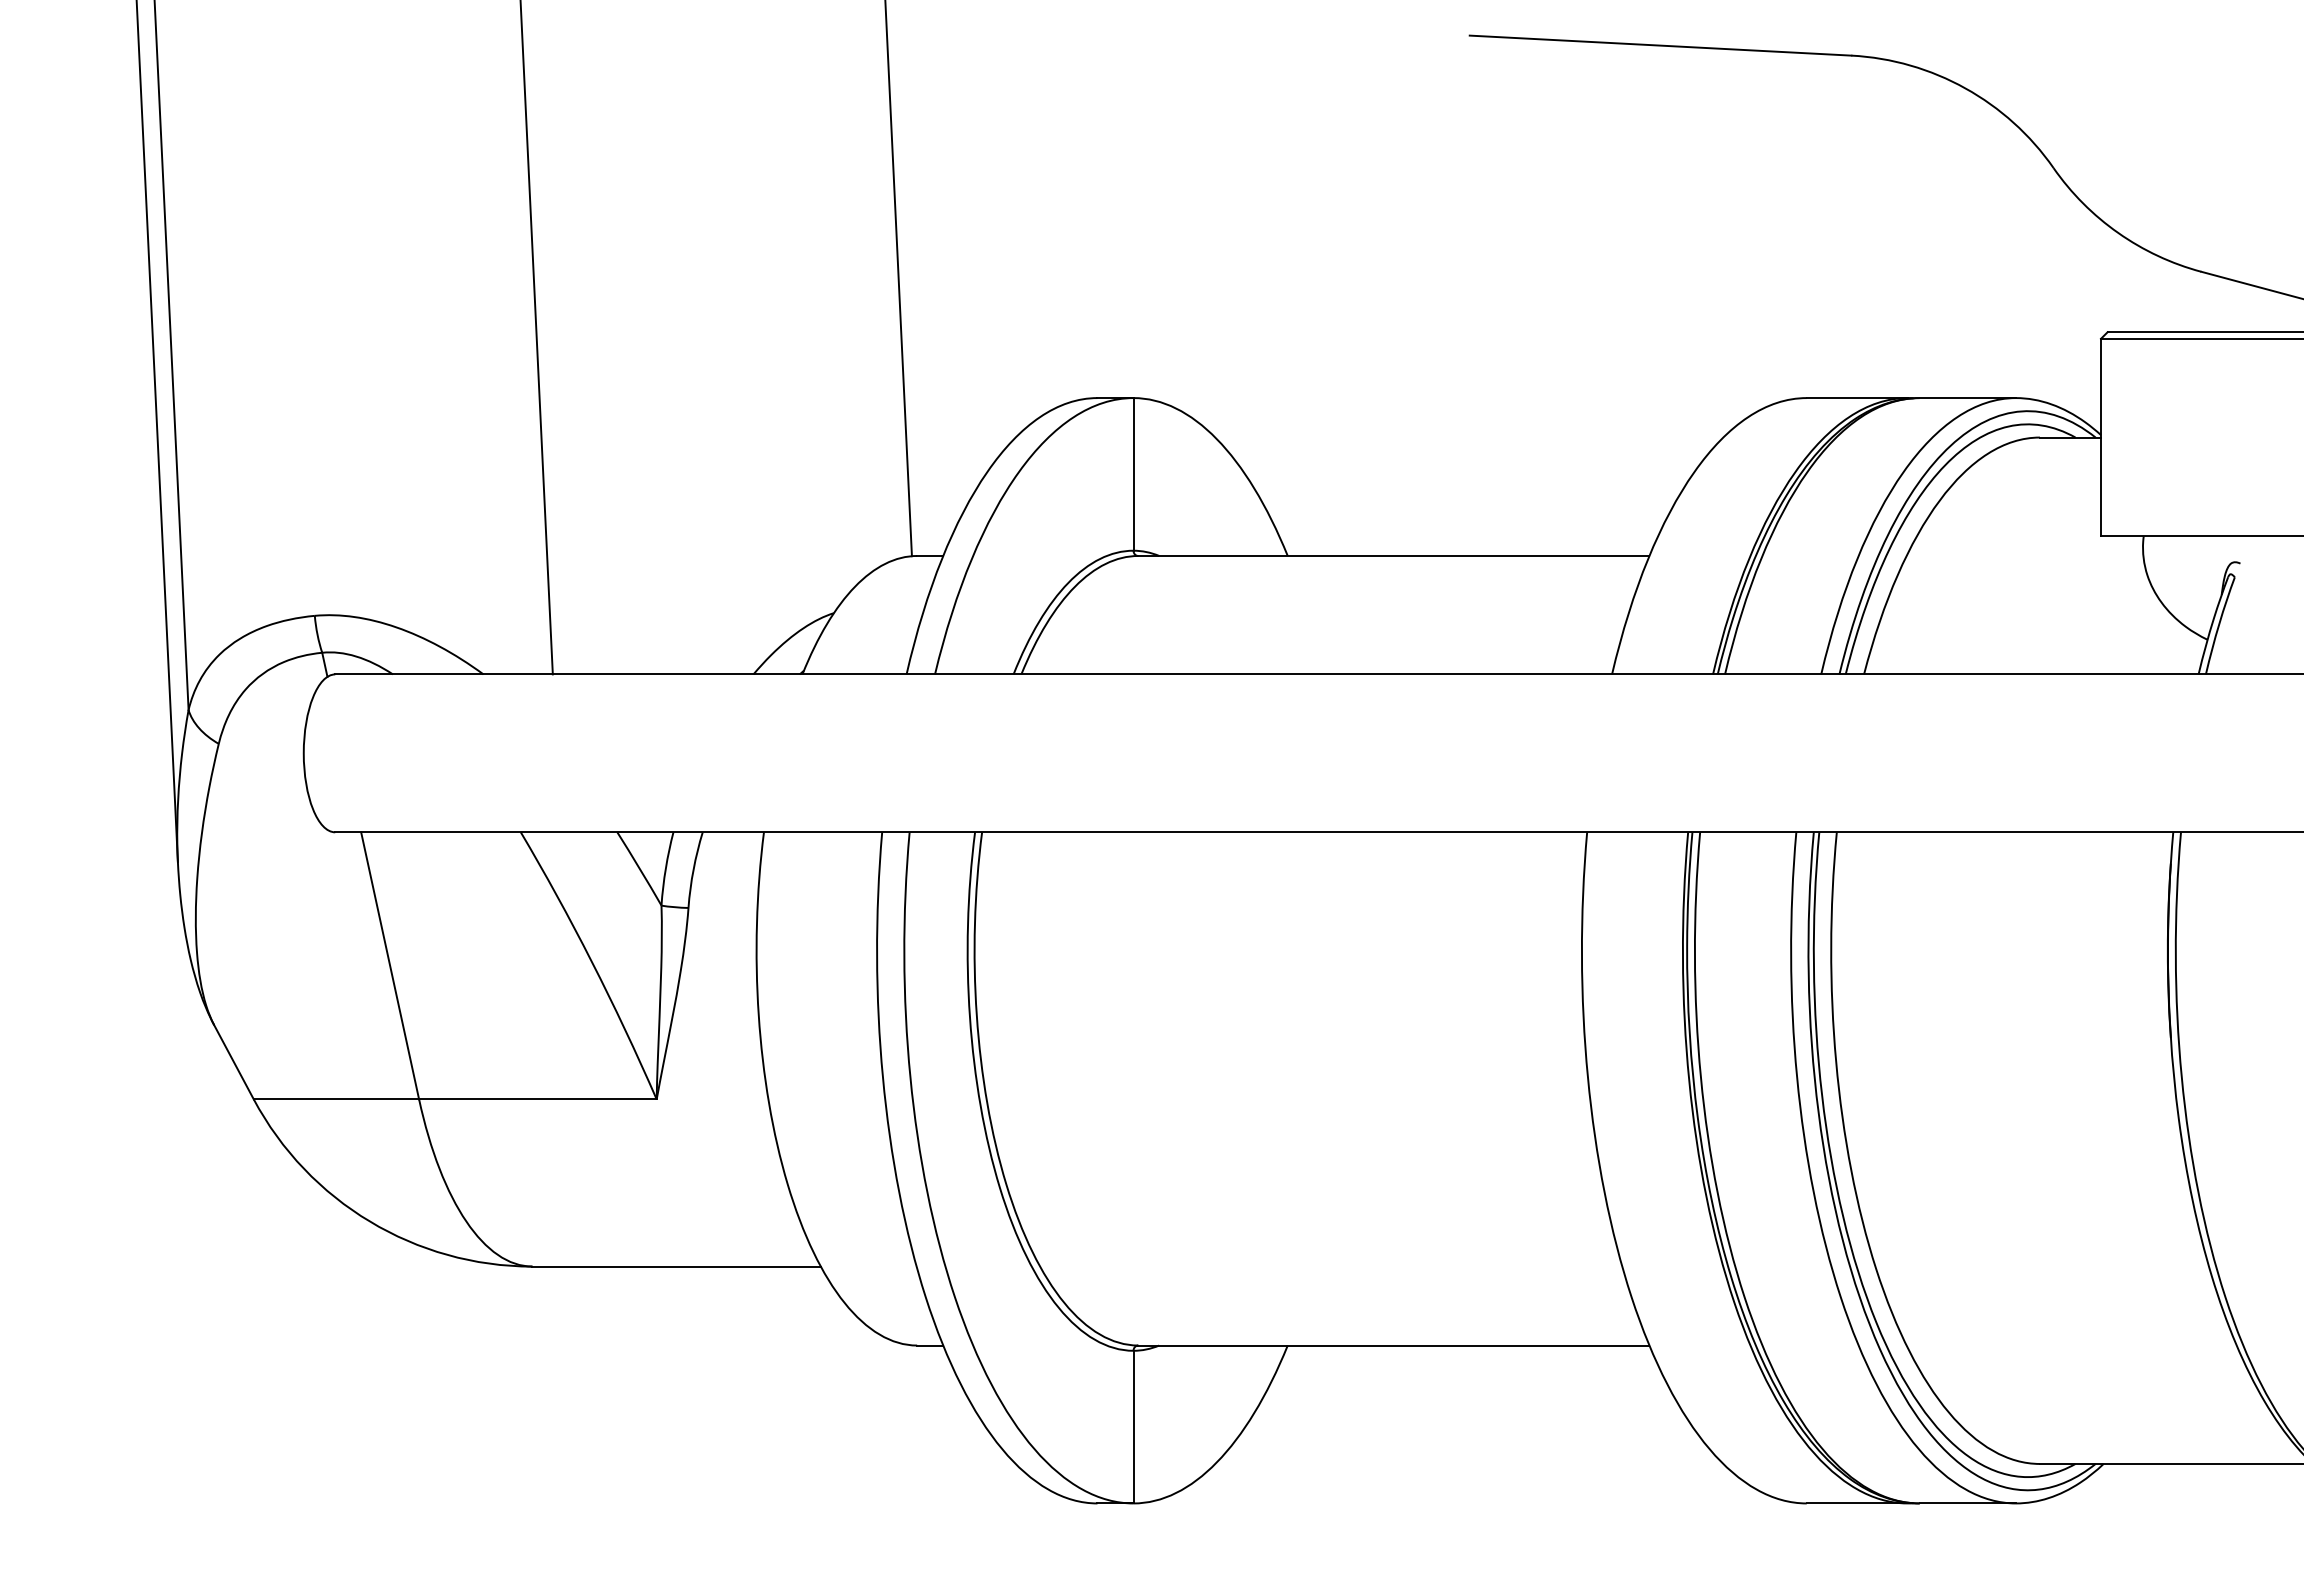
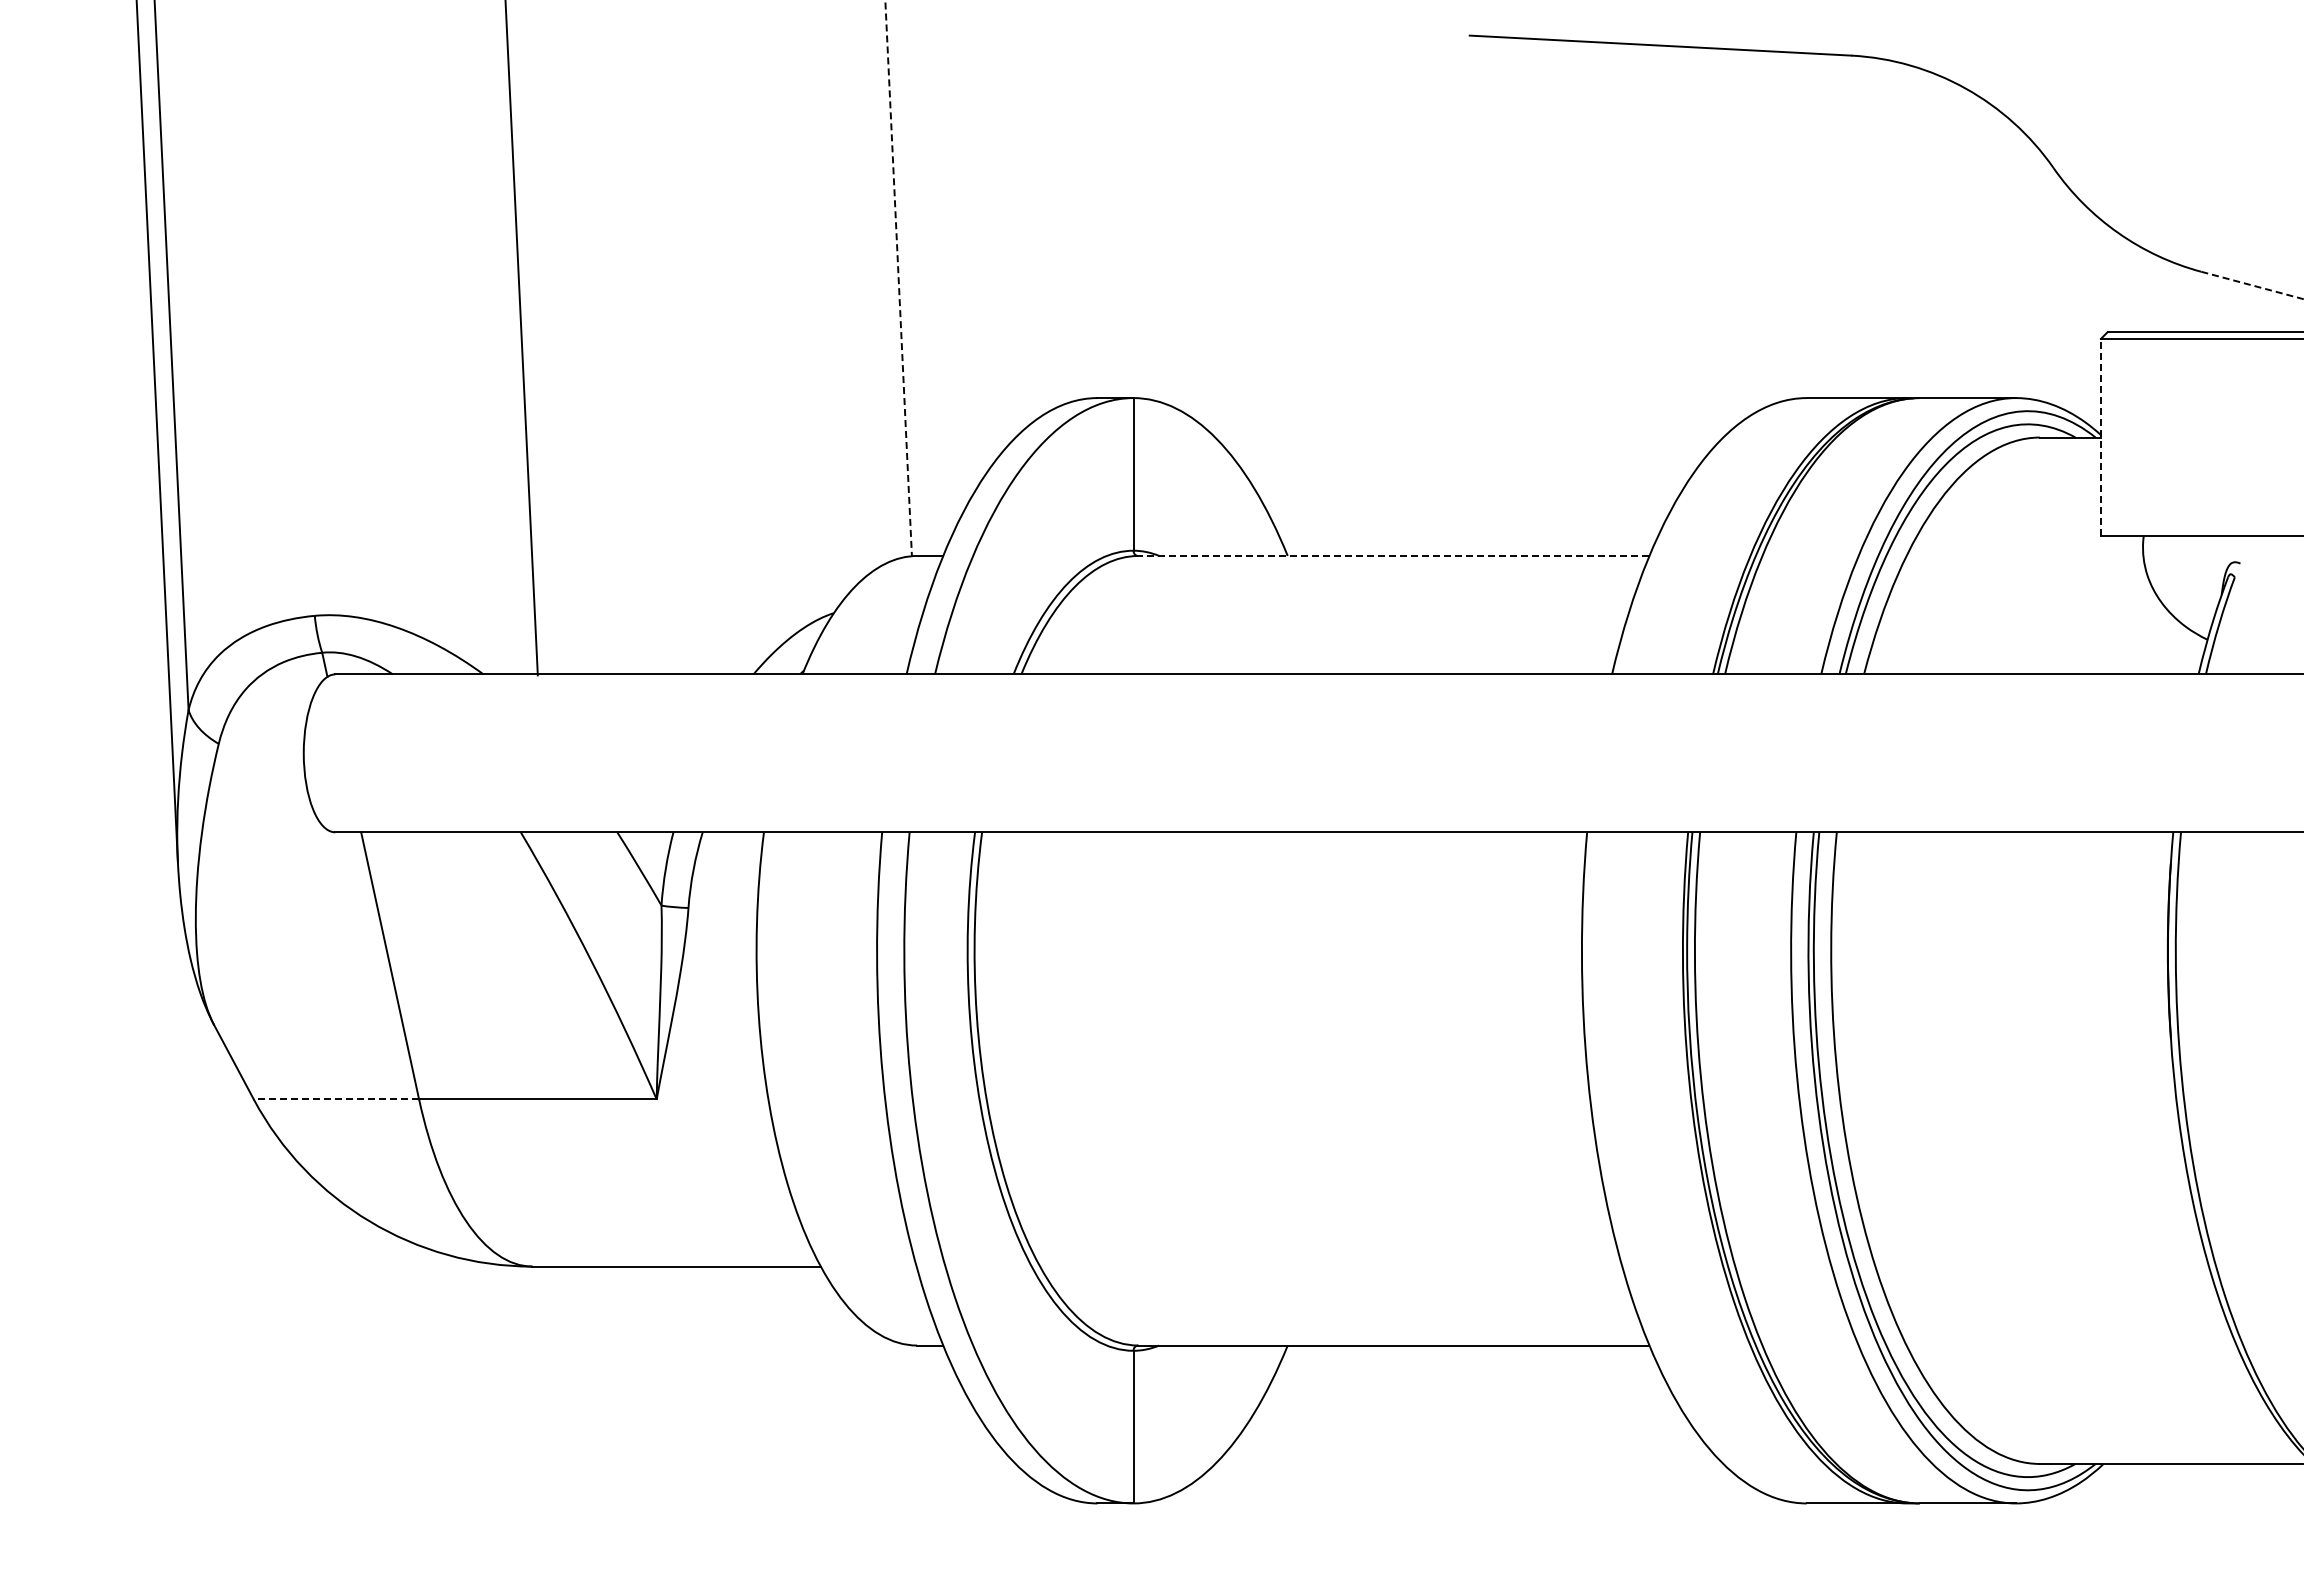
line: solid -> dashed (898, 278)
line: solid -> dashed (2252, 285)
line position: (536, 338) -> (521, 338) (521, 338)
line: solid -> dashed (2100, 437)
line: solid -> dashed (1393, 555)
line: solid -> dashed (336, 1099)
